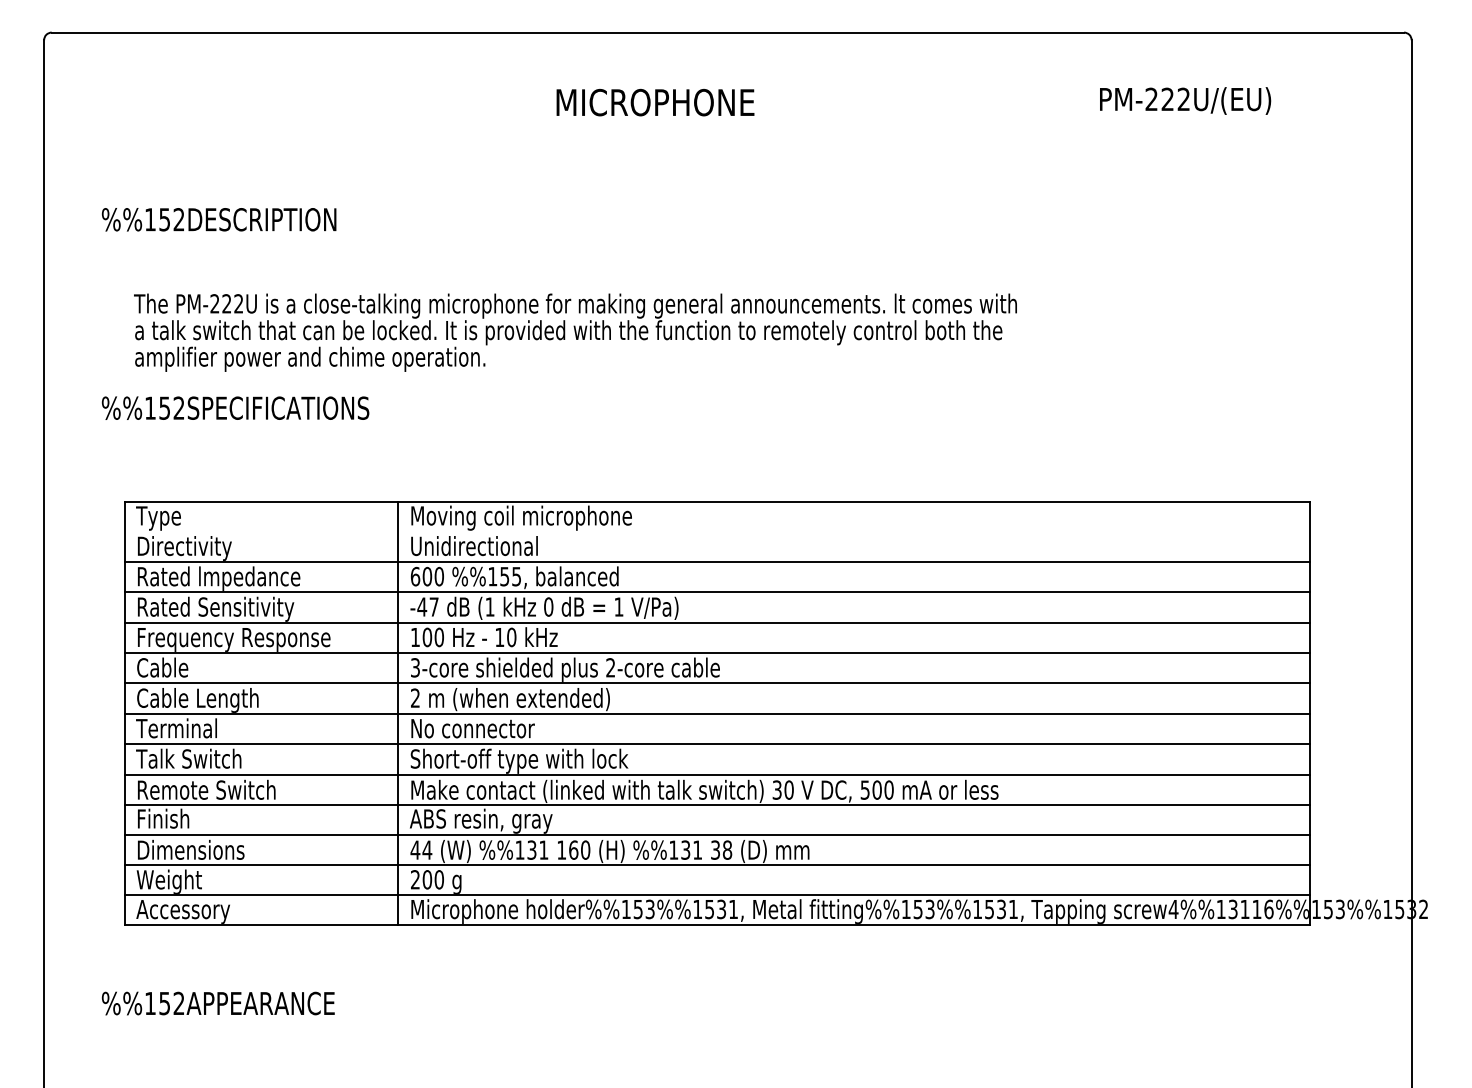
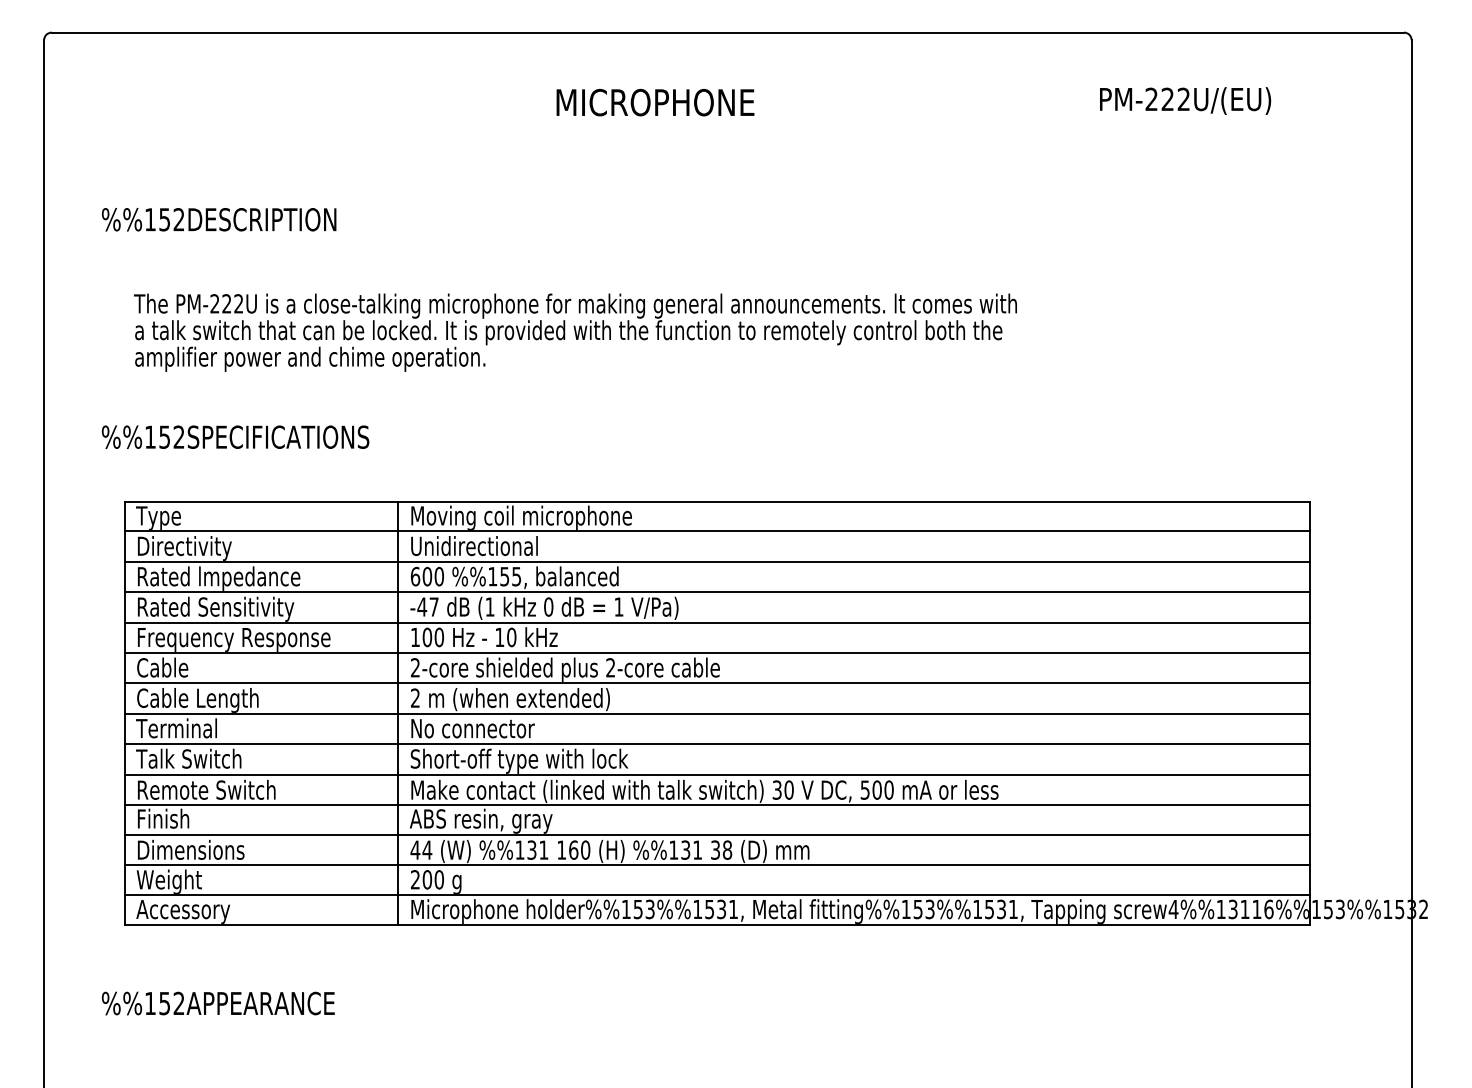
text position: (235, 407) -> (235, 436) (235, 436)
line: none -> present (716, 531)
text: 3-core -> 2-core (415, 667)
